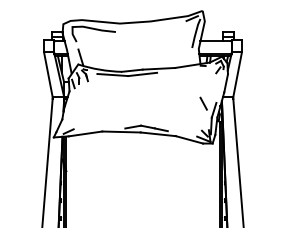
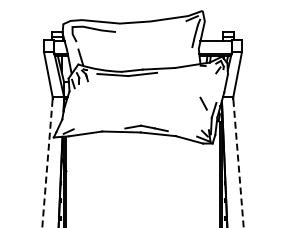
line: solid -> dashed (47, 162)
line: solid -> dashed (238, 162)
